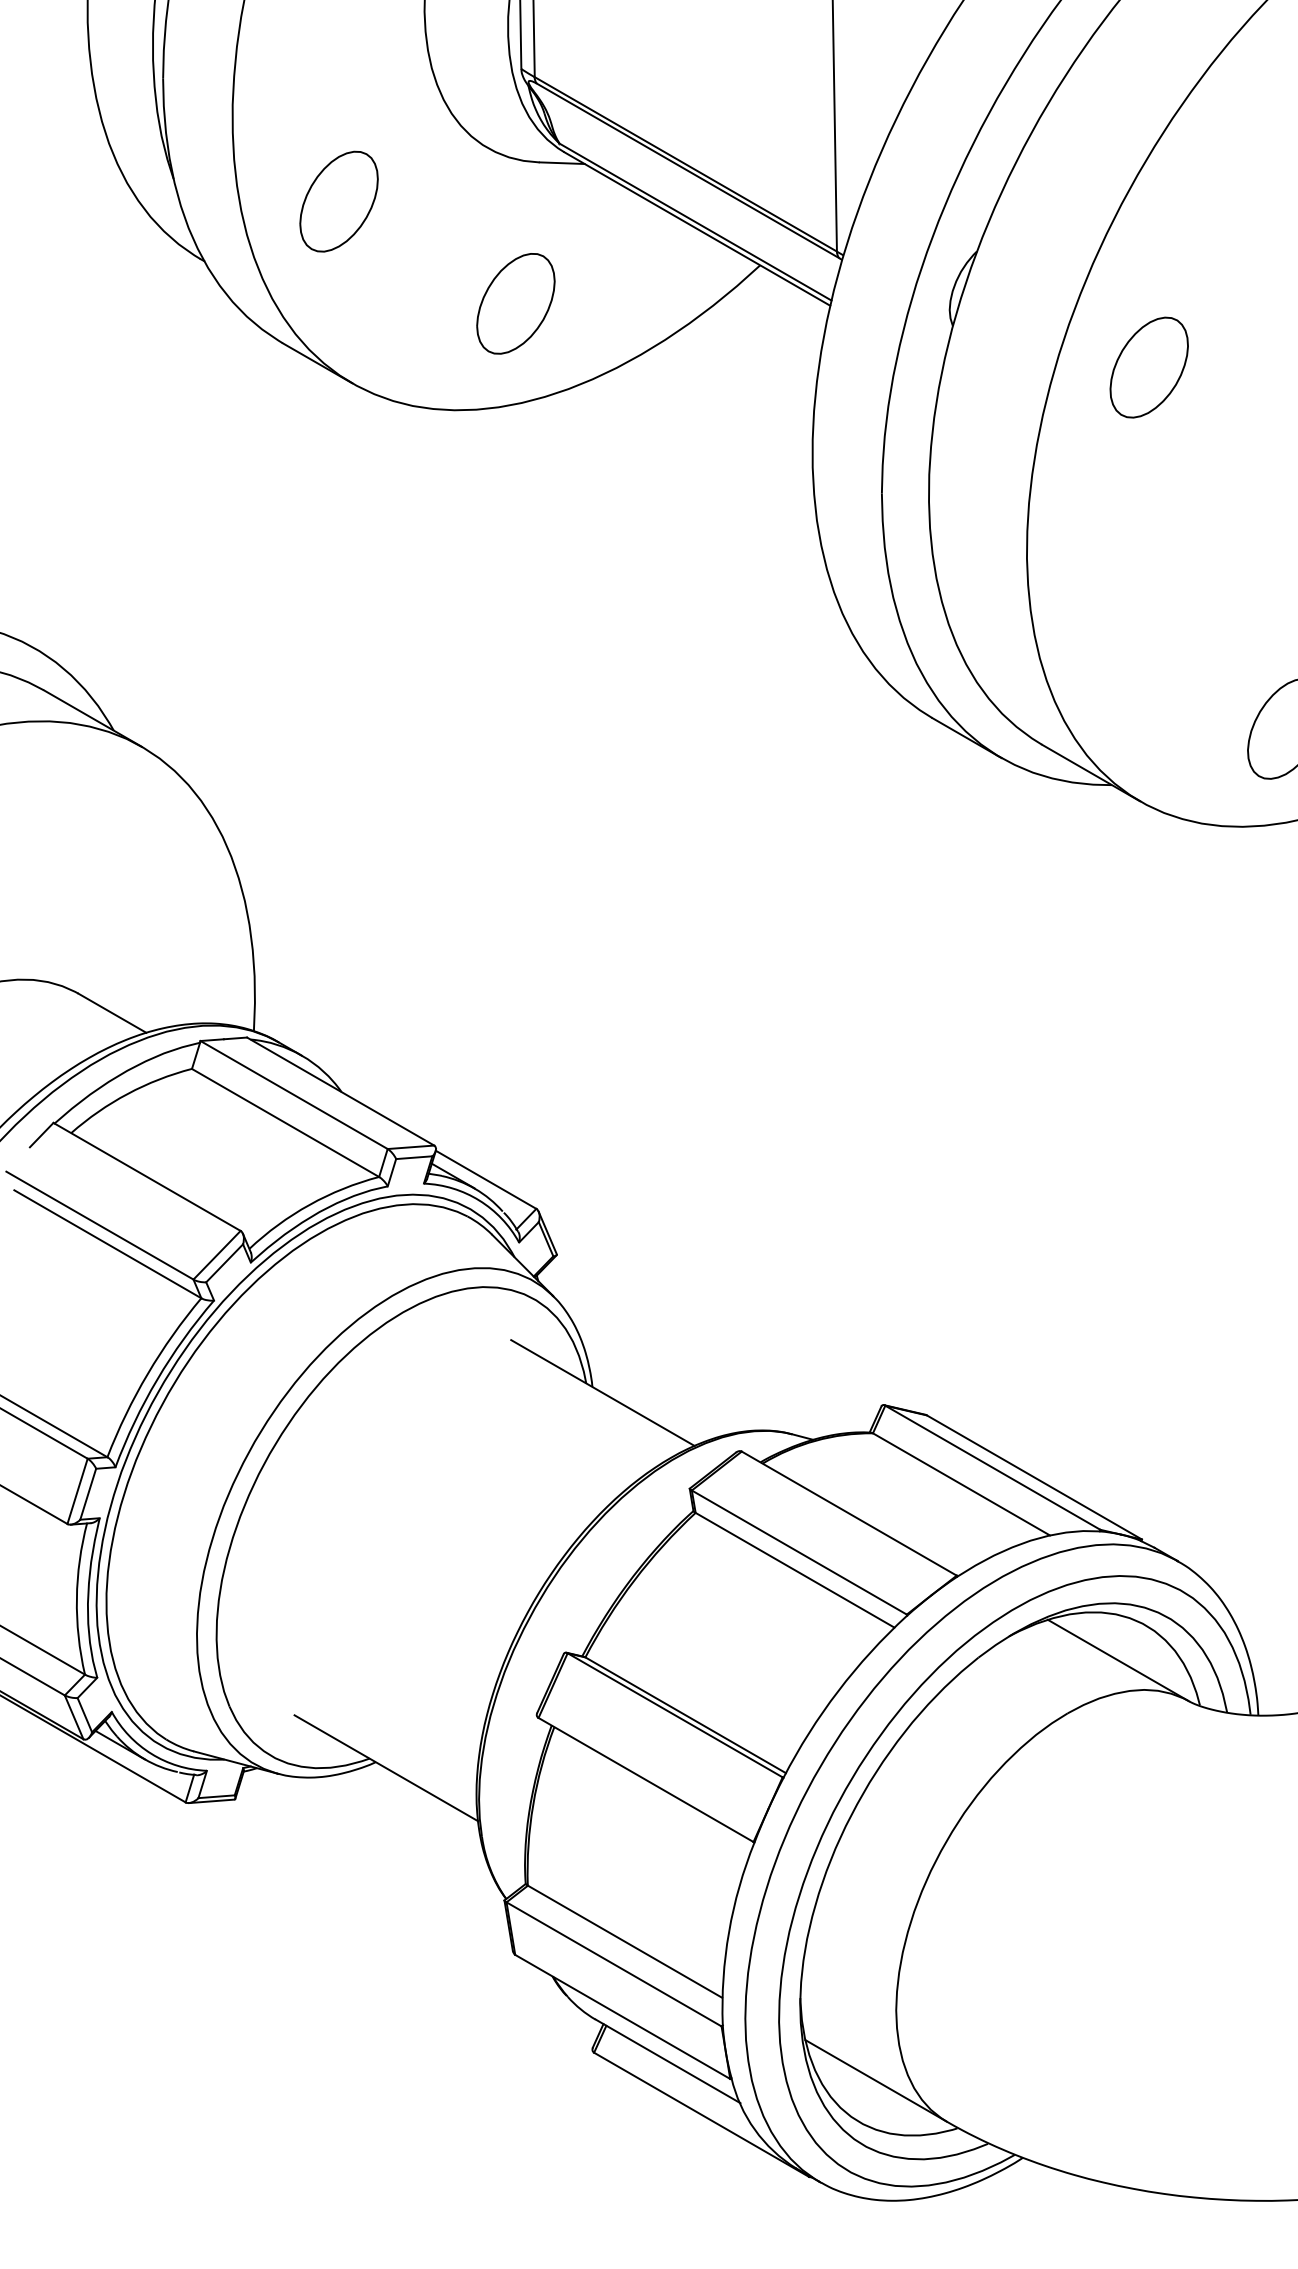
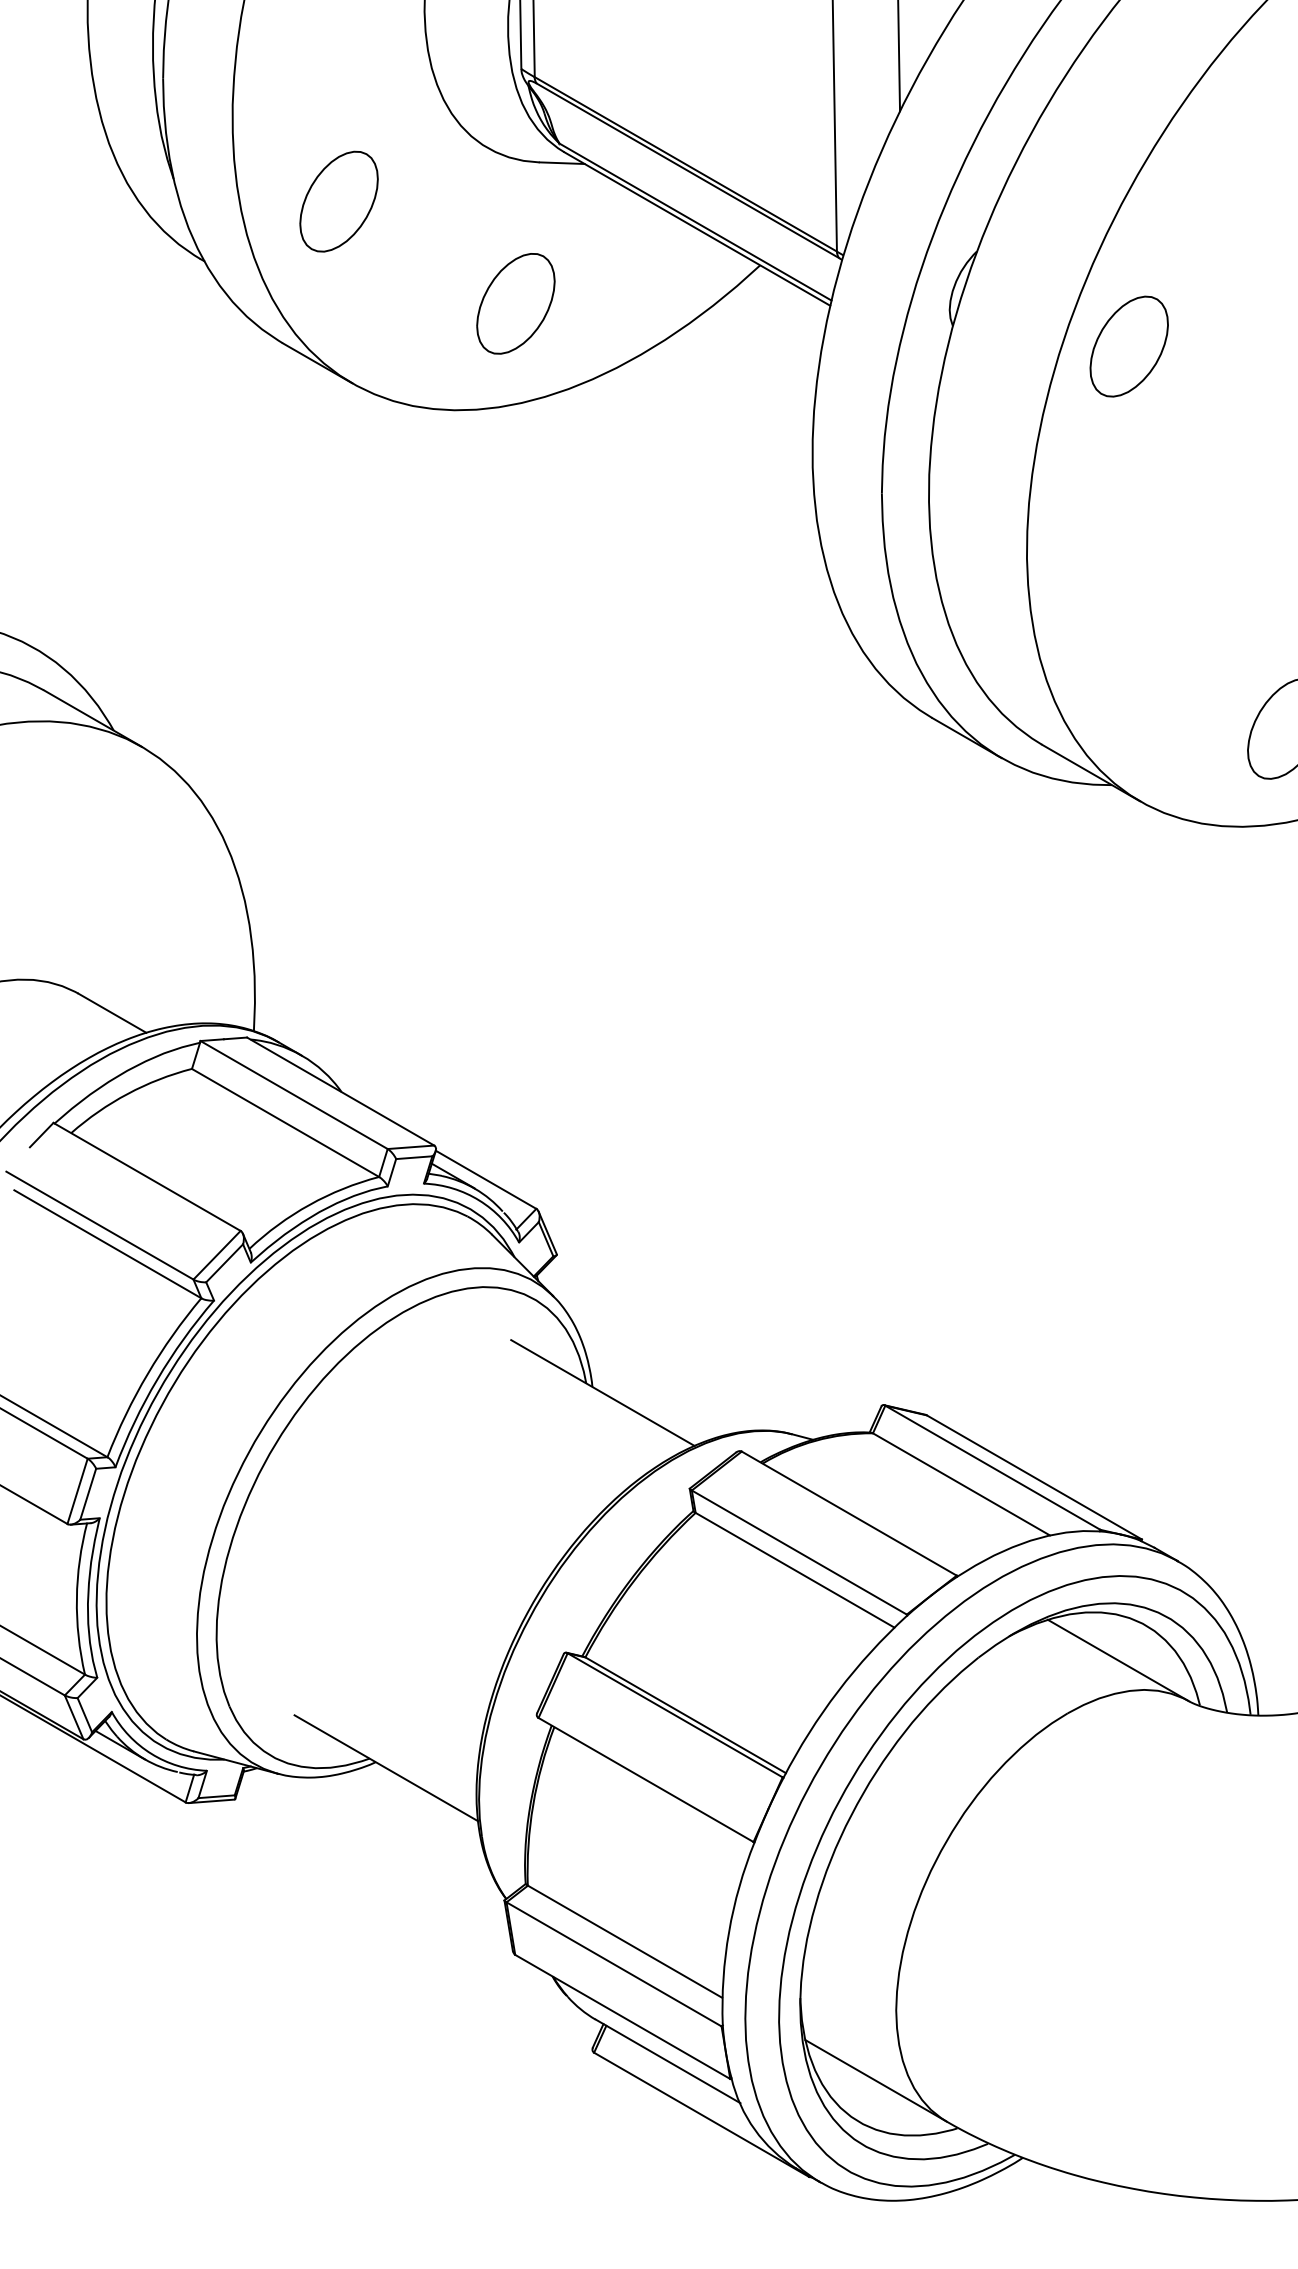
line: none -> present (899, 56)
part position: (1148, 367) -> (1128, 346) (1128, 346)
